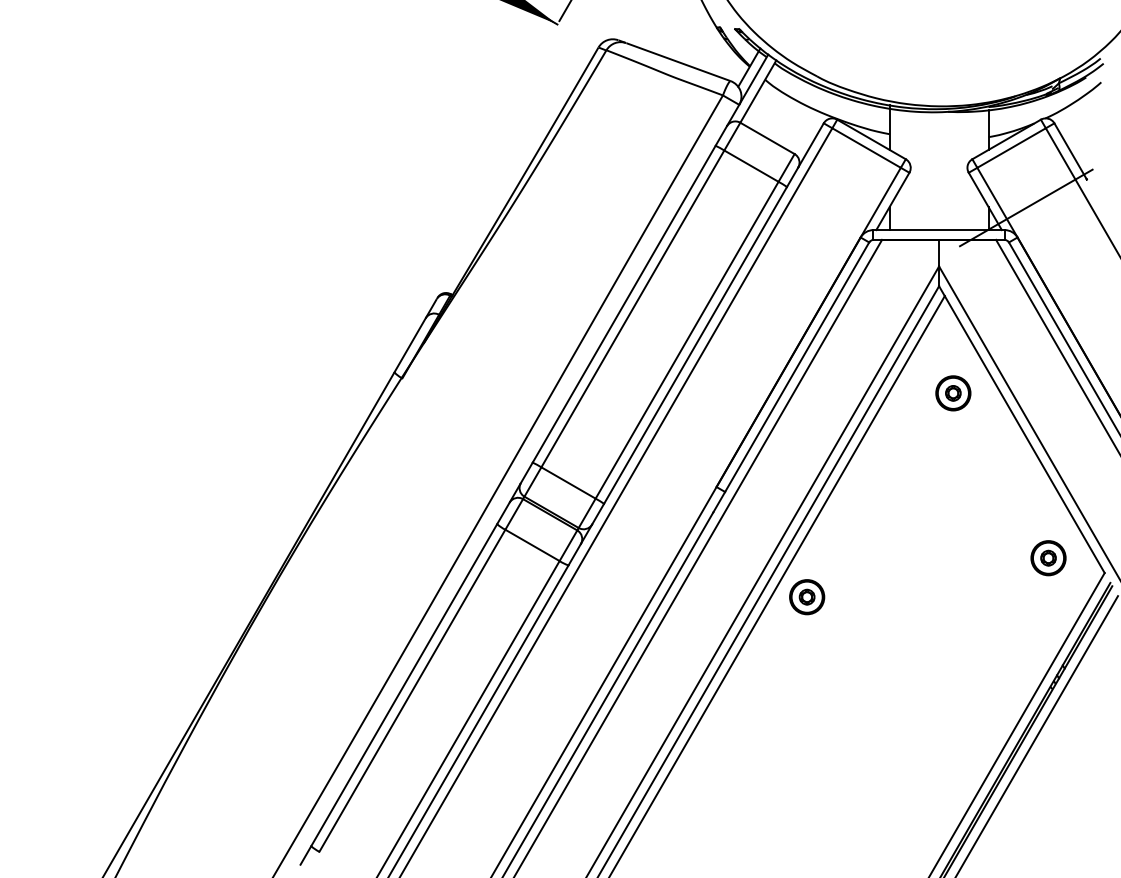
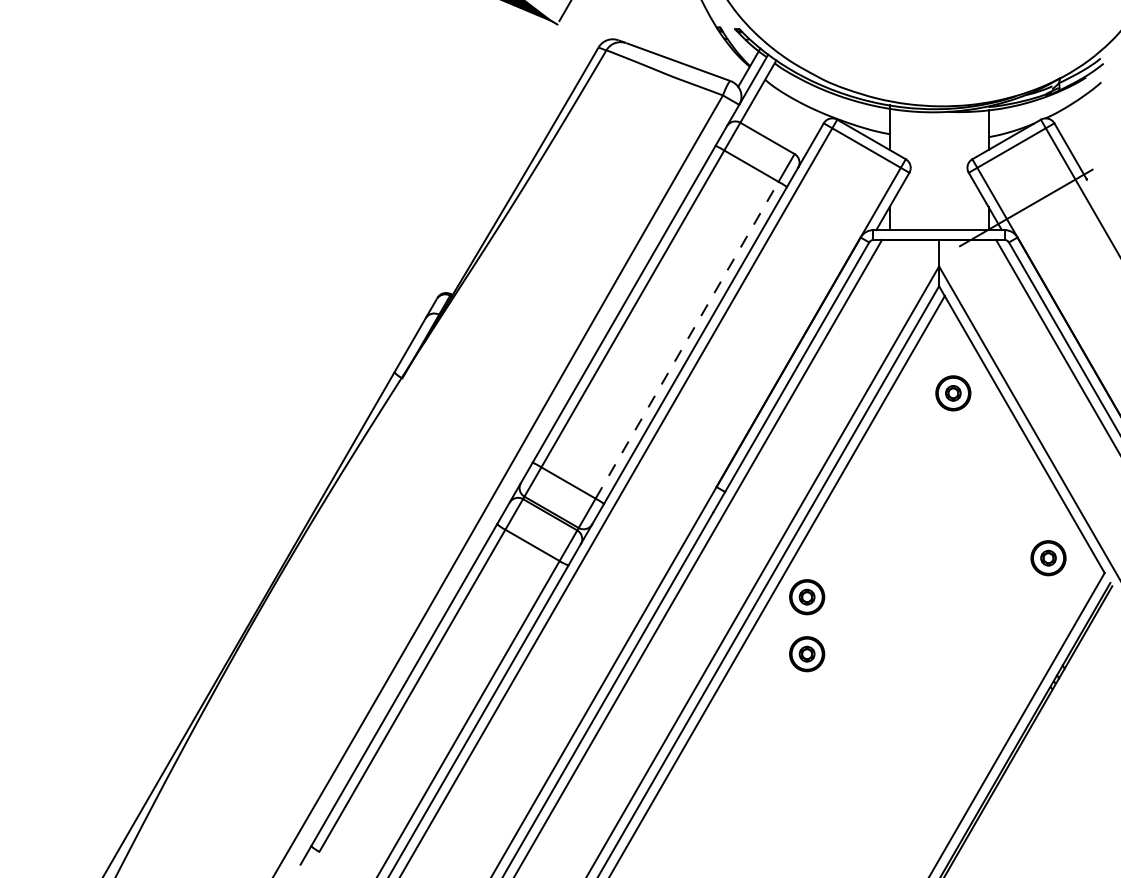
line: solid -> dashed (687, 340)
part: none -> present (807, 654)
line: present -> none (1037, 735)
